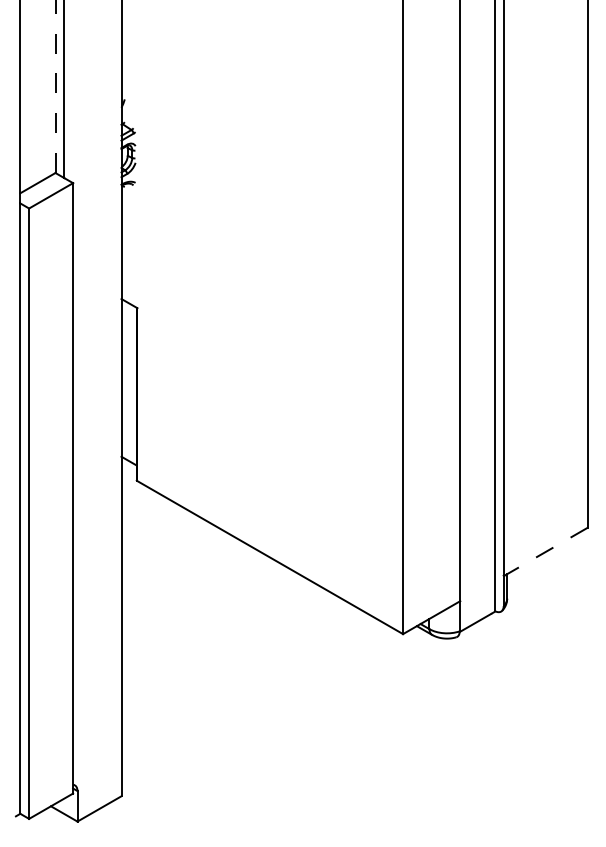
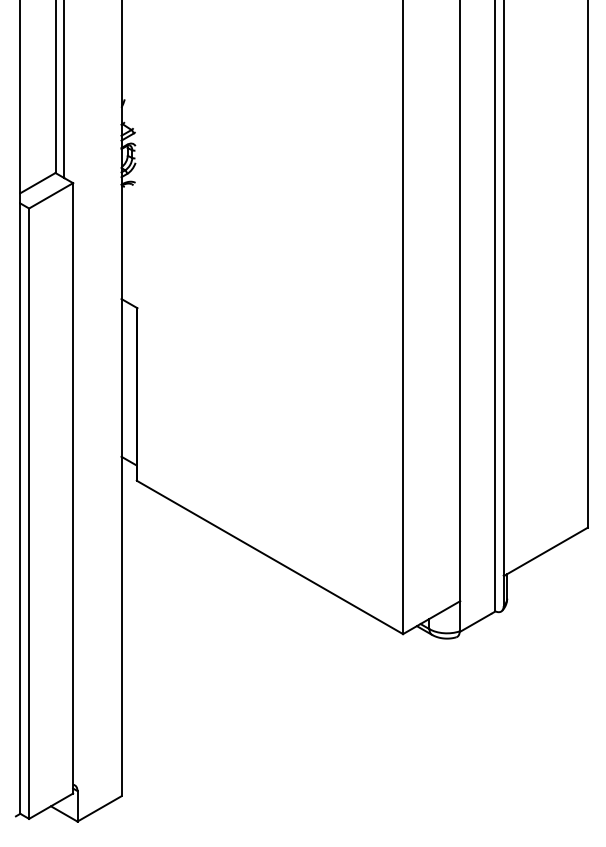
line: dashed -> solid (55, 86)
line: dashed -> solid (545, 552)
